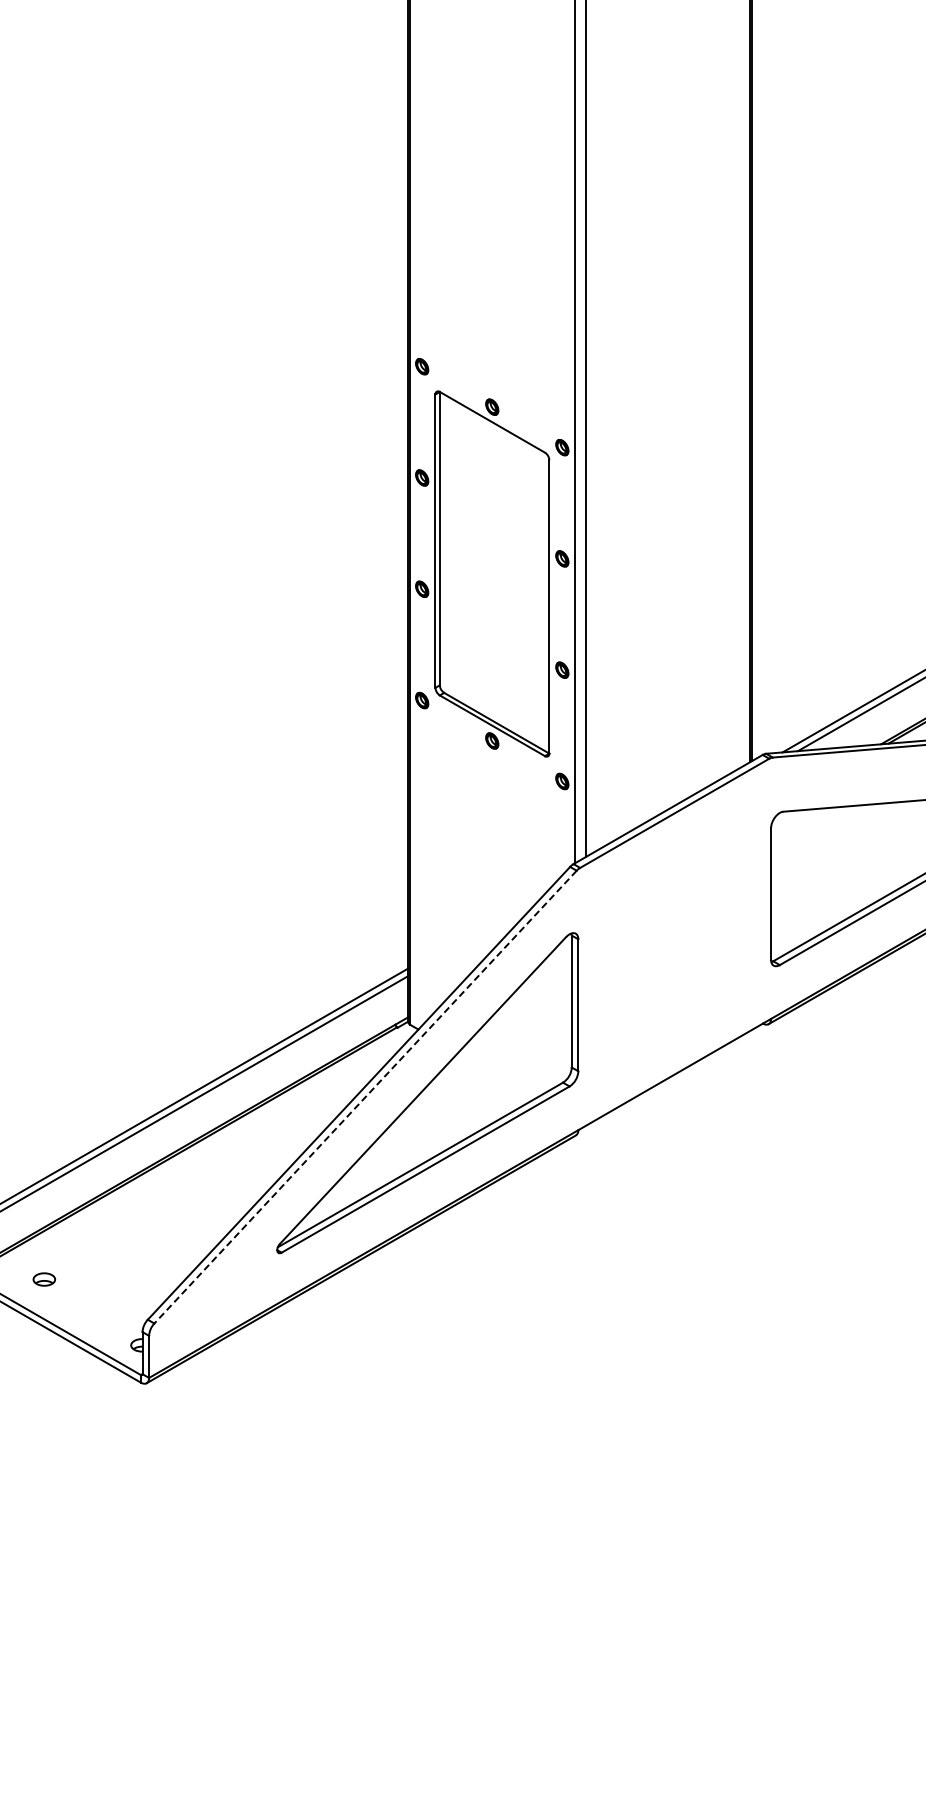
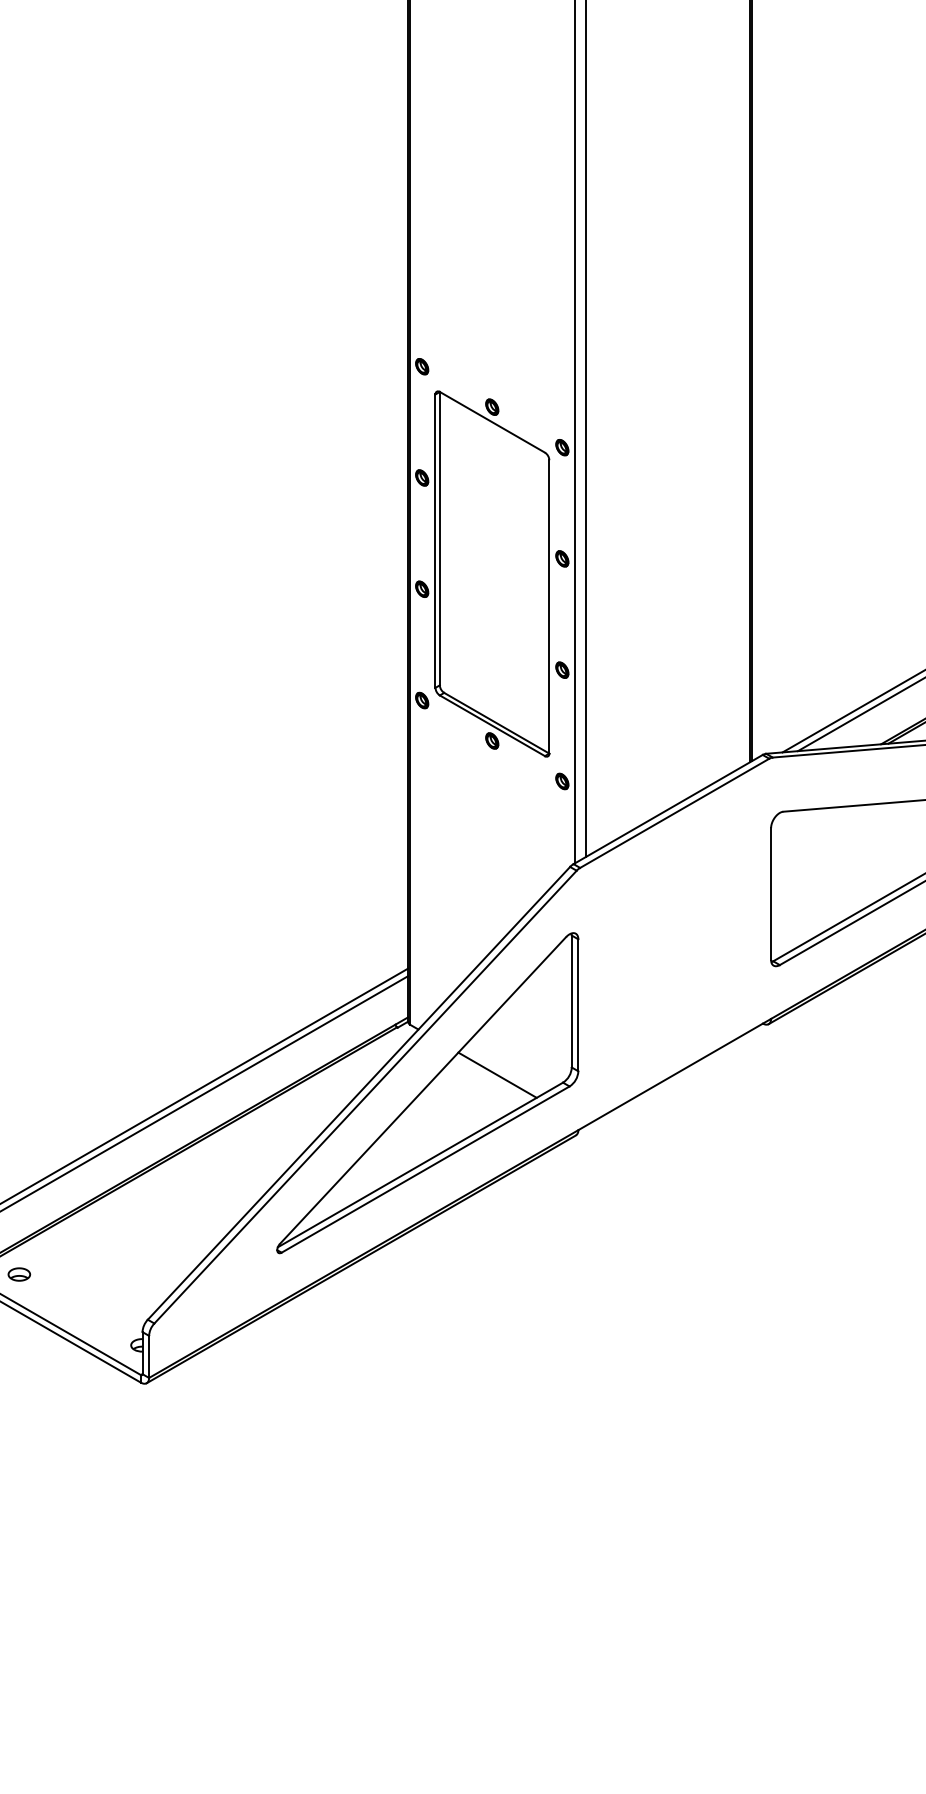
line: none -> present (497, 1074)
line: dashed -> solid (365, 1097)
part position: (44, 1279) -> (19, 1274) (19, 1274)
